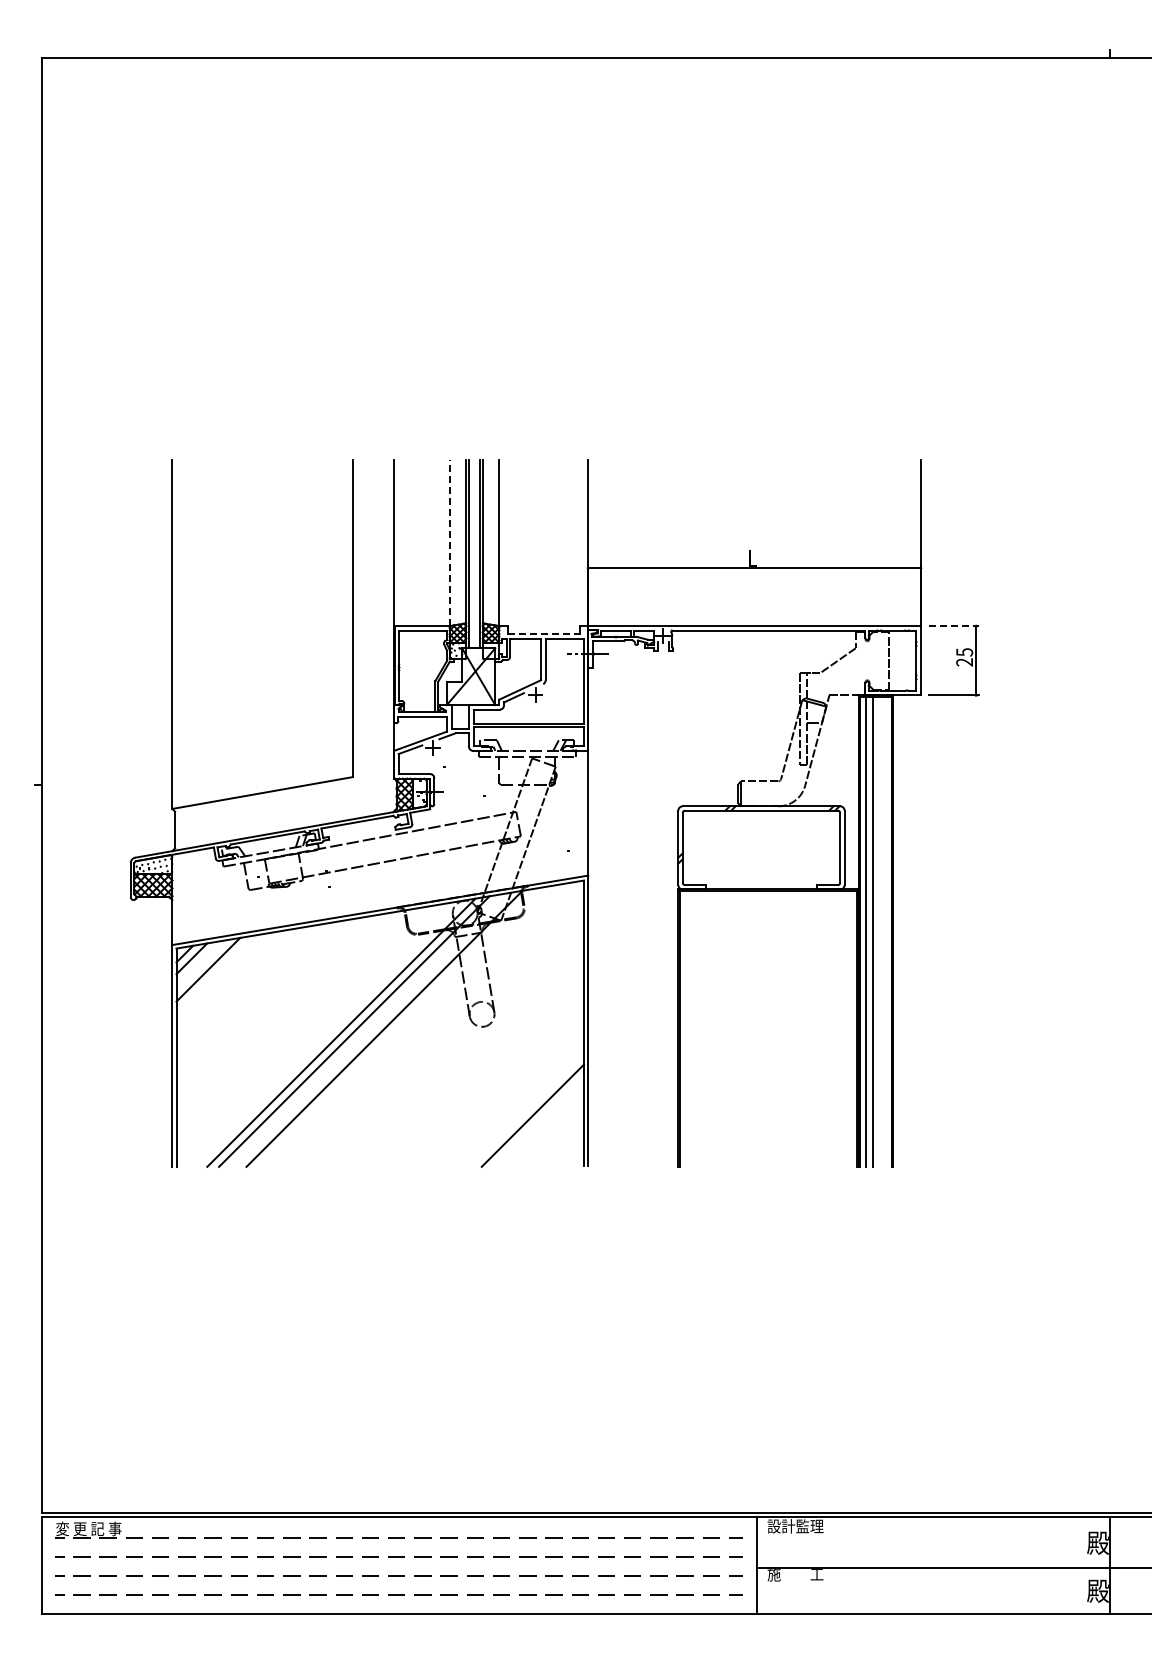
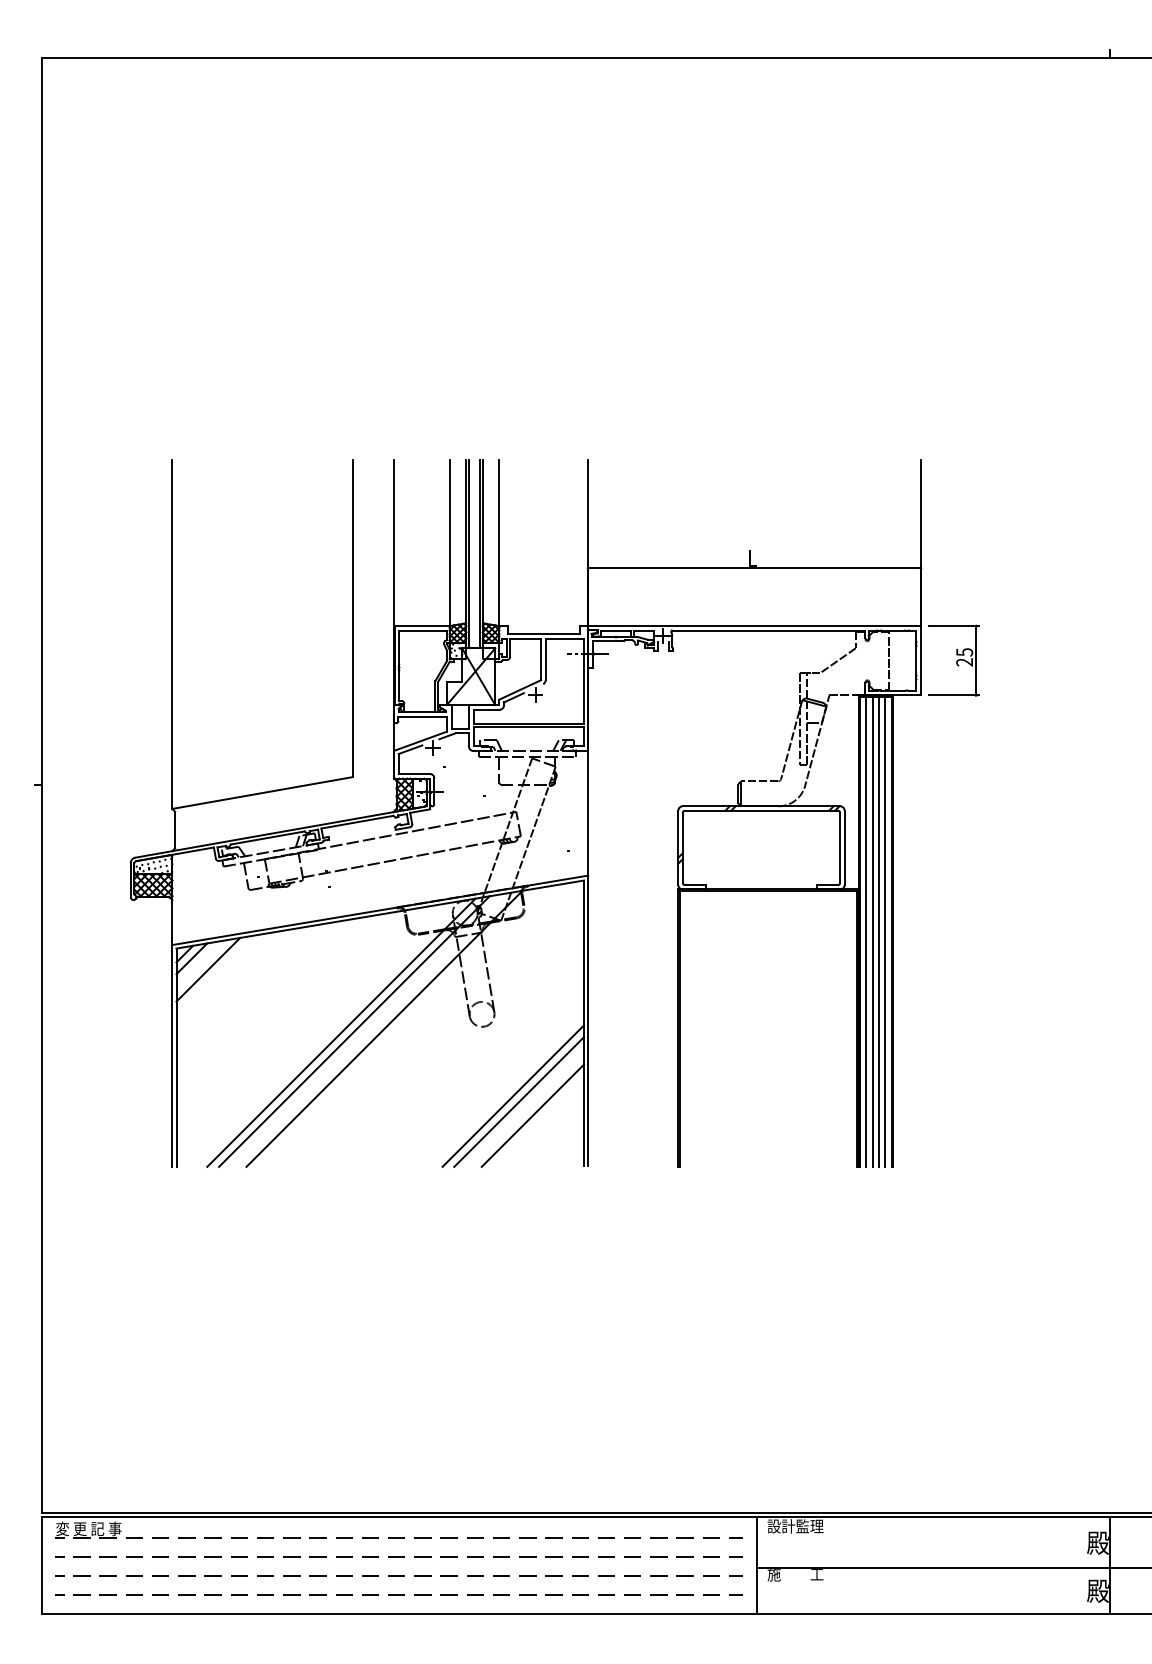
line: dashed -> solid (449, 542)
line: dashed -> solid (954, 626)
line: dashed -> solid (544, 634)
line: none -> present (879, 931)
line: none -> present (885, 931)
line: none -> present (513, 1095)
line: none -> present (519, 1101)
